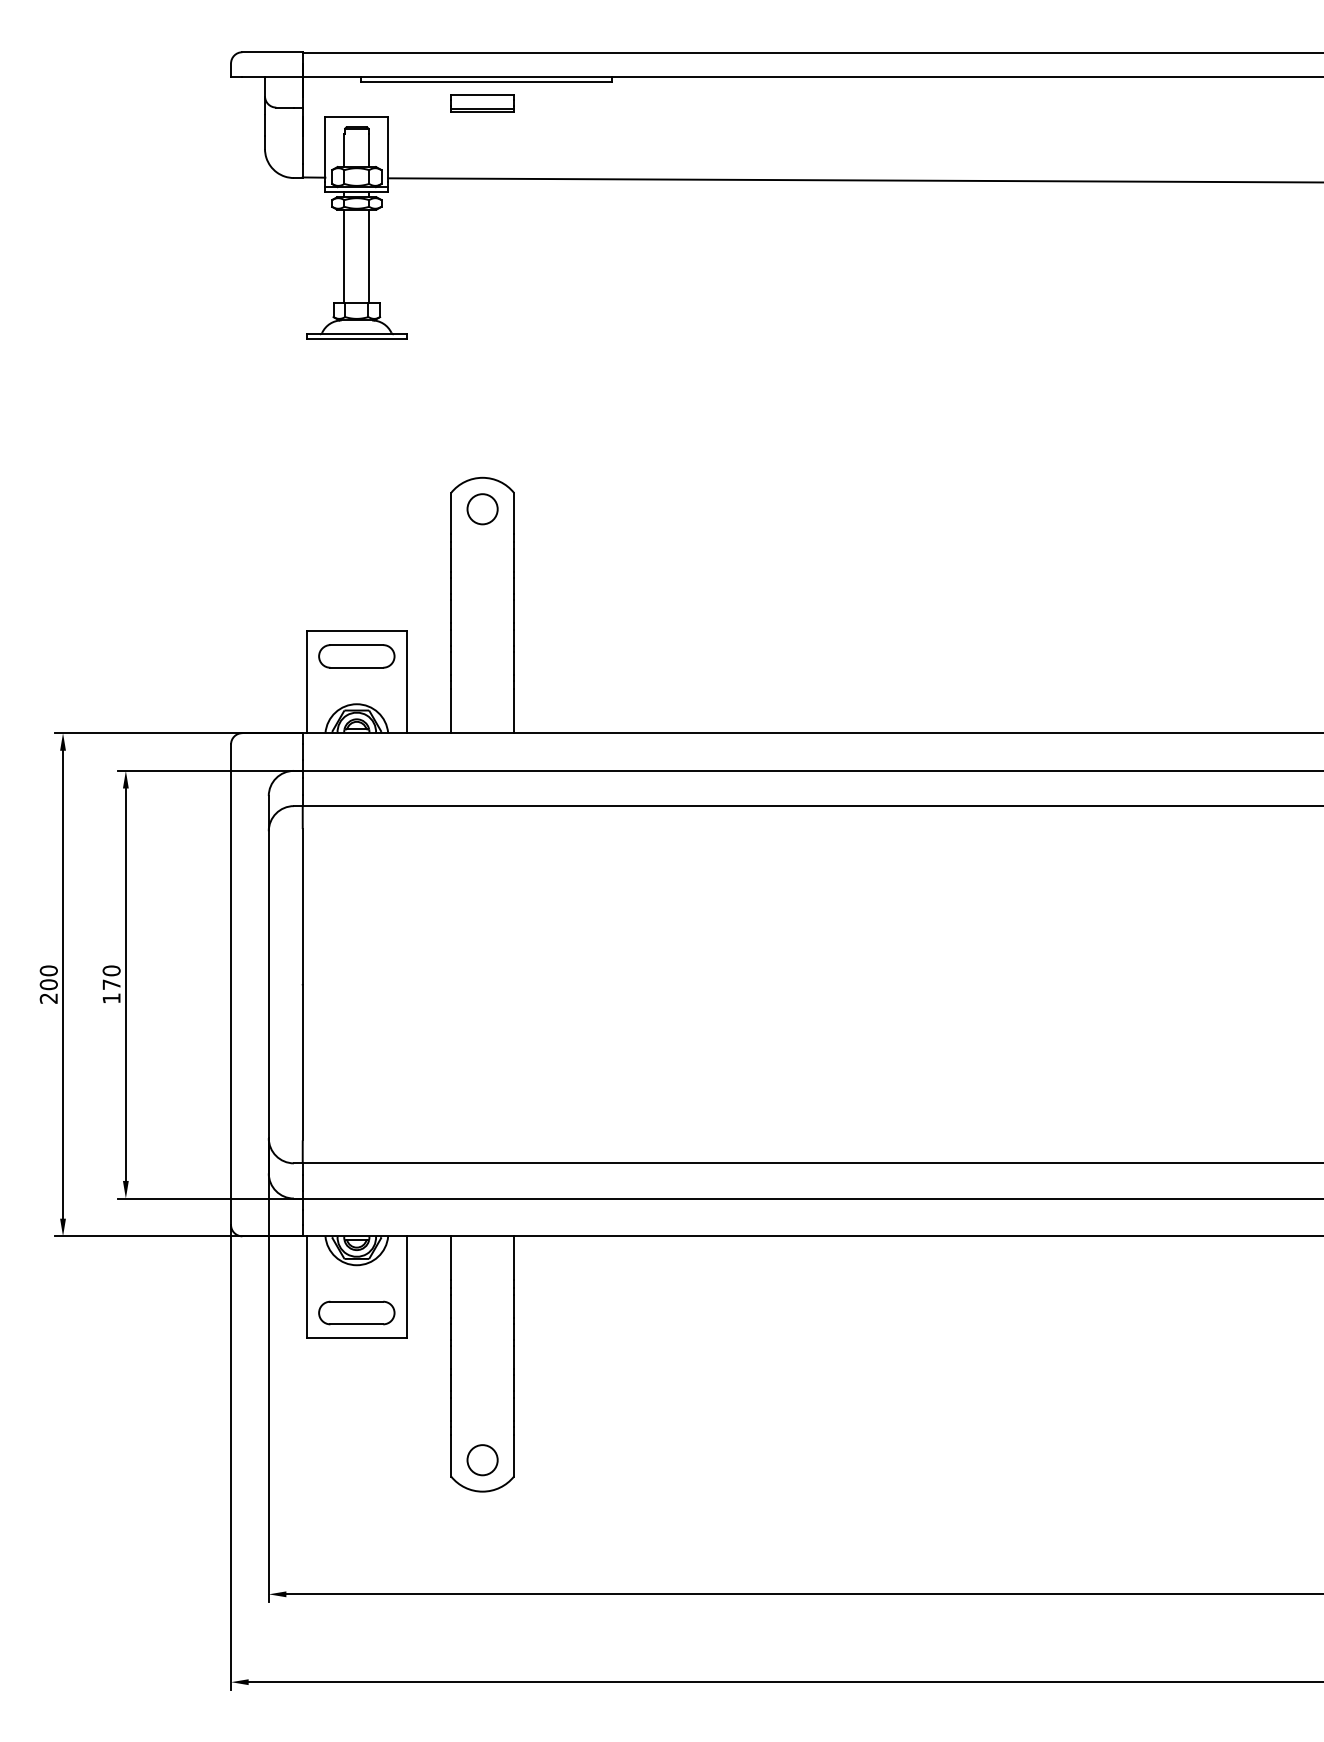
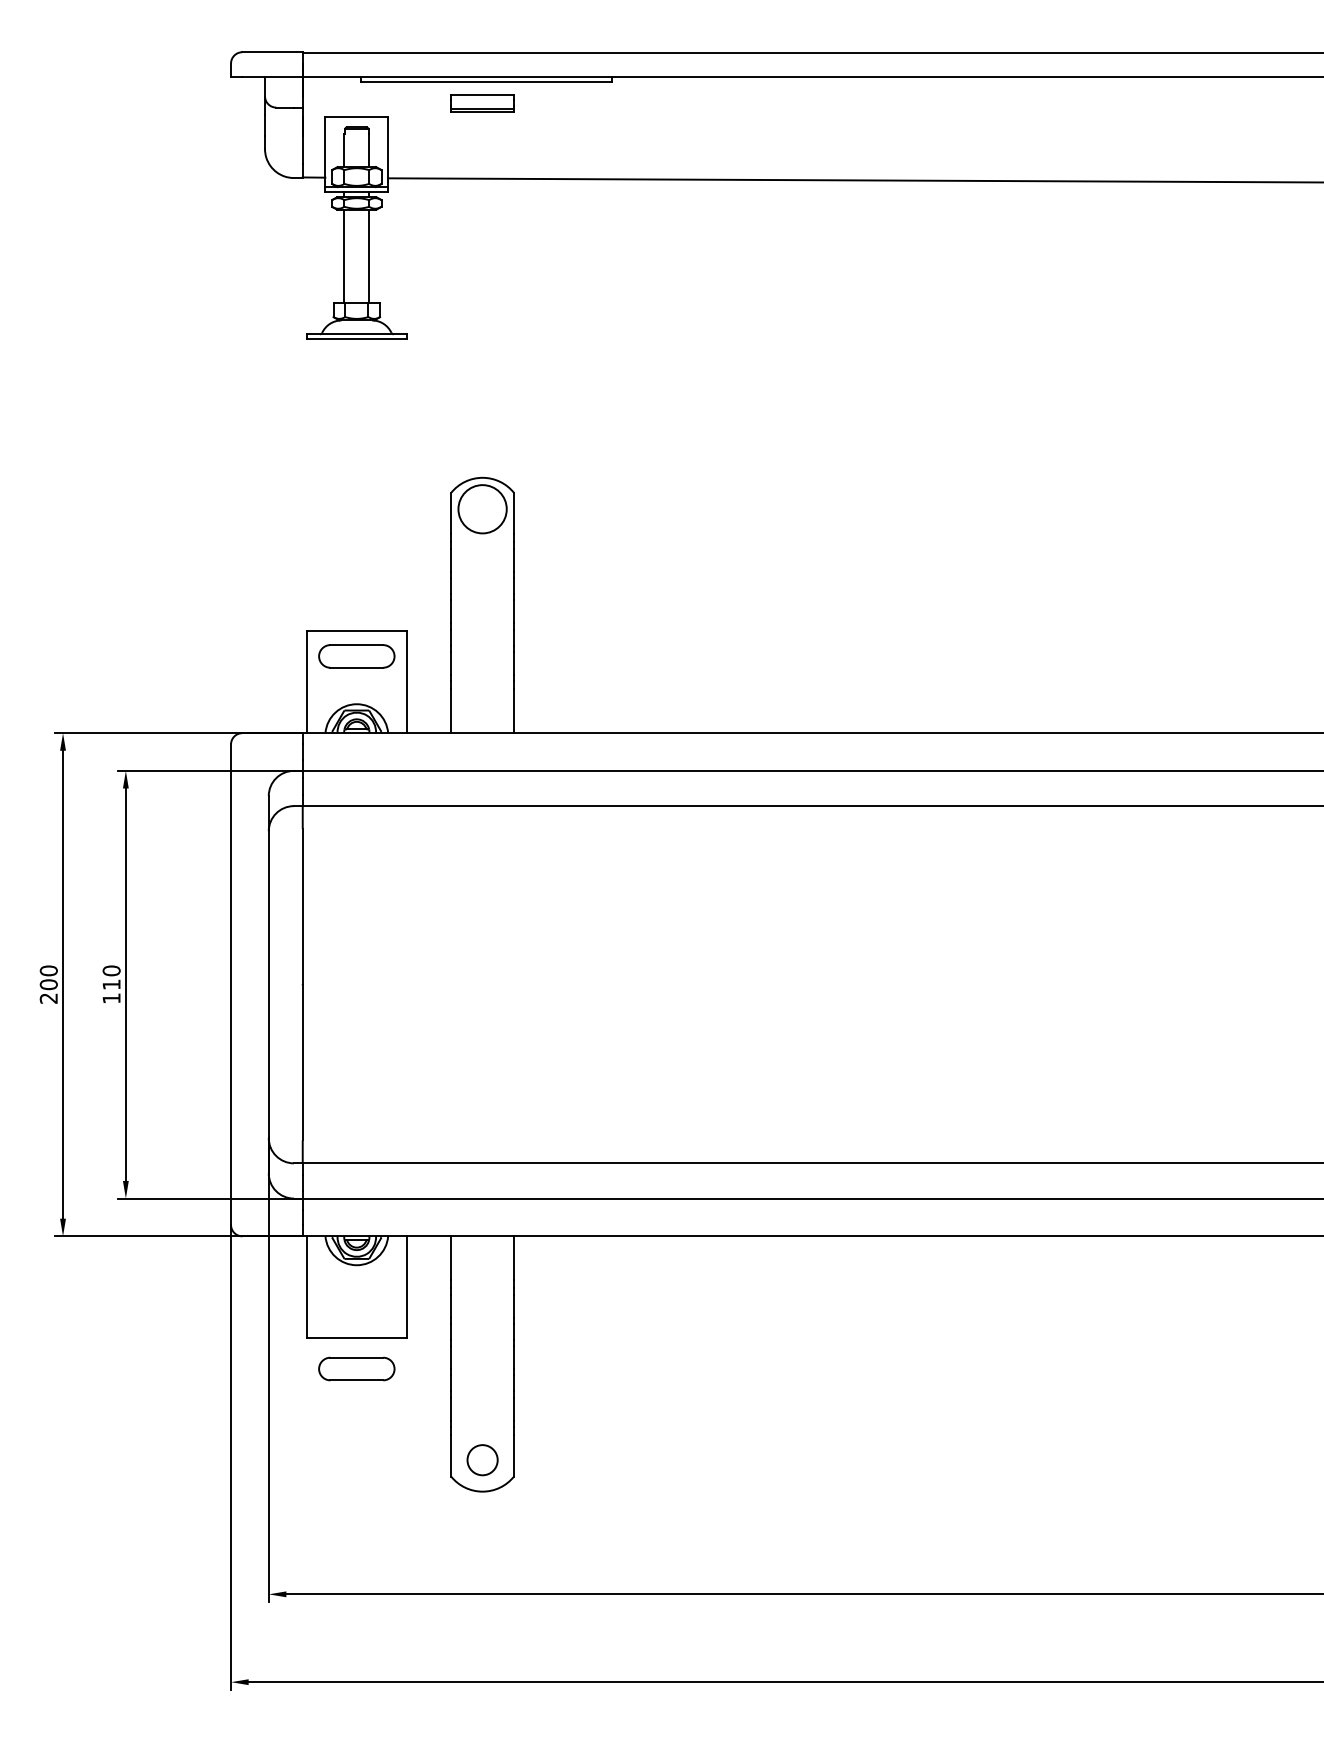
circle diameter: 30 px -> 48 px (482, 509)
text: 170 -> 110 (111, 984)
part position: (356, 1312) -> (356, 1368) (356, 1368)
